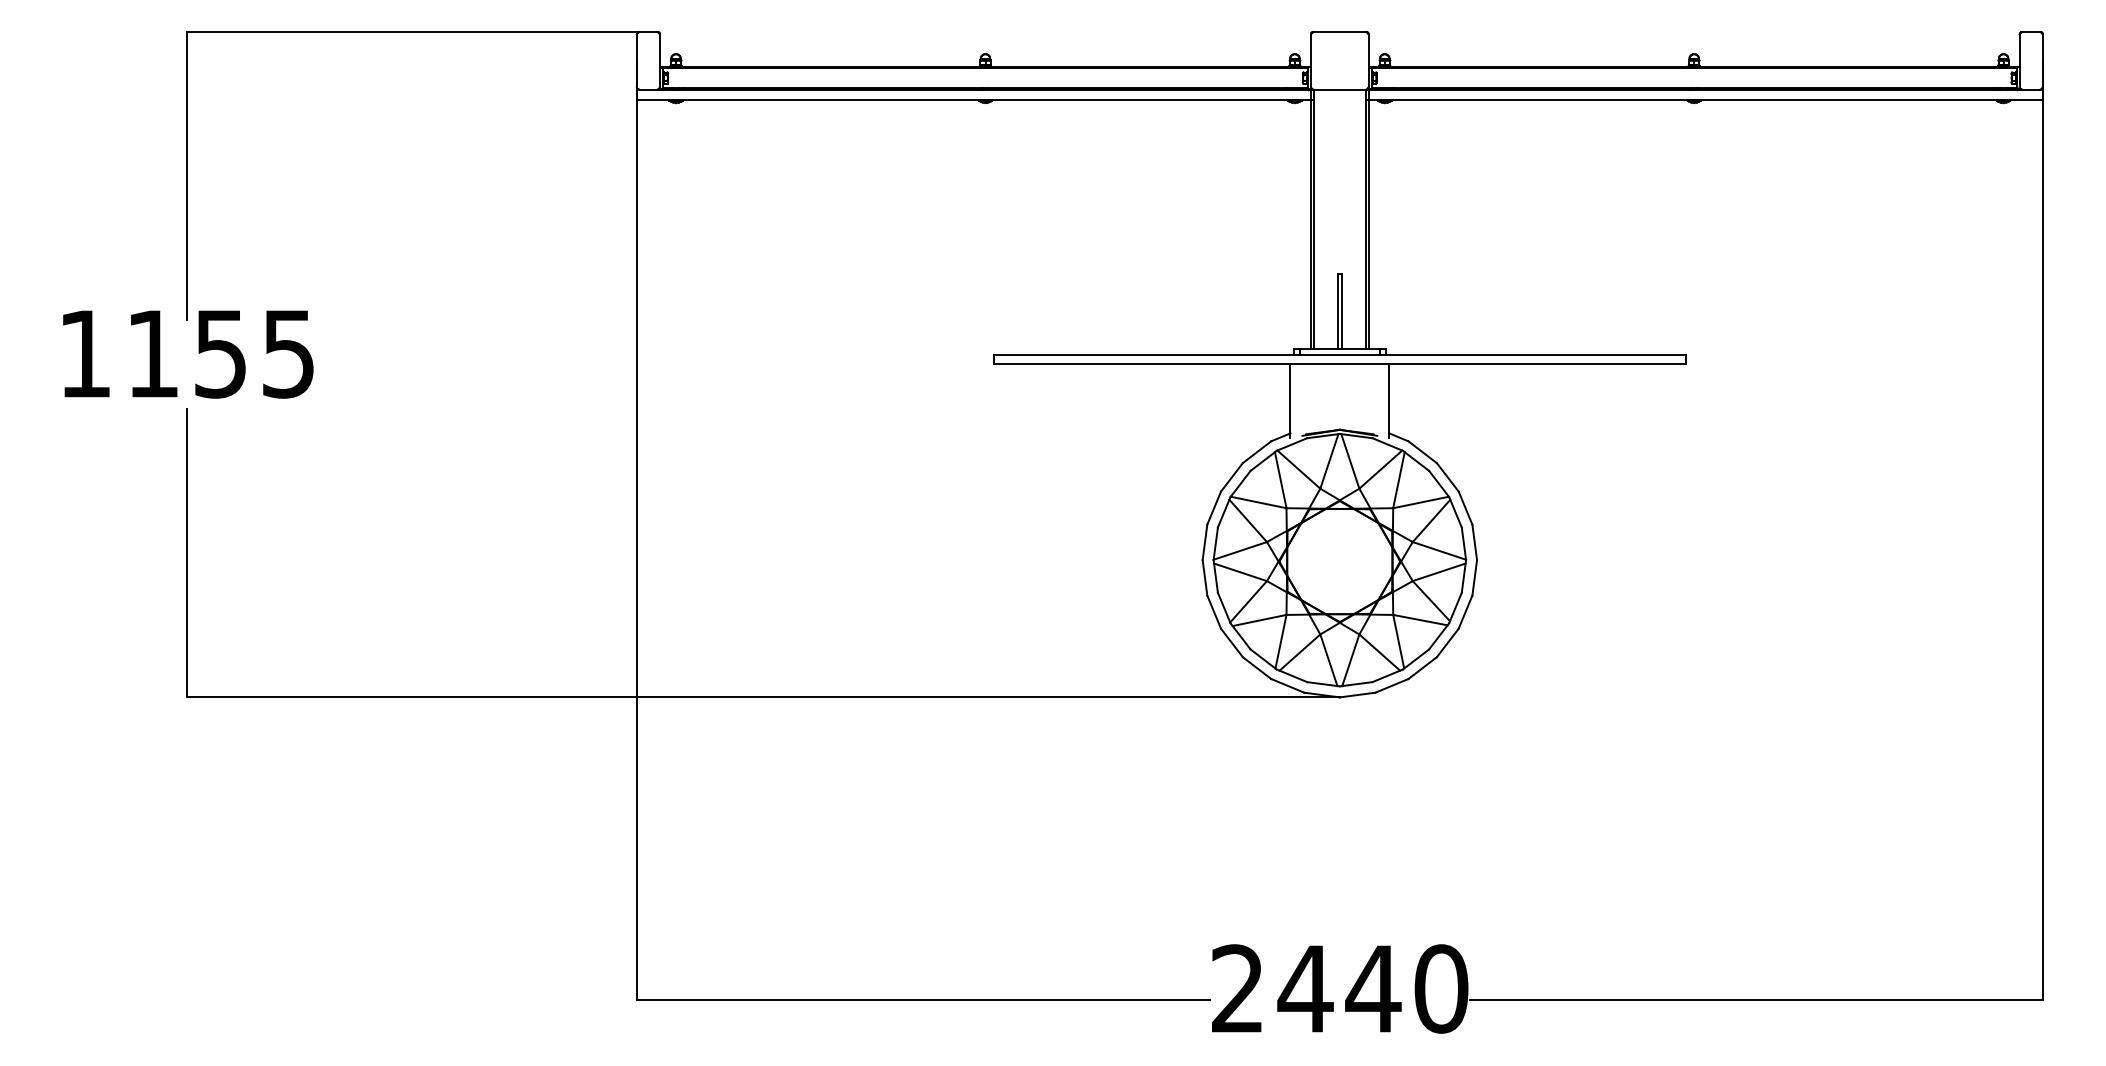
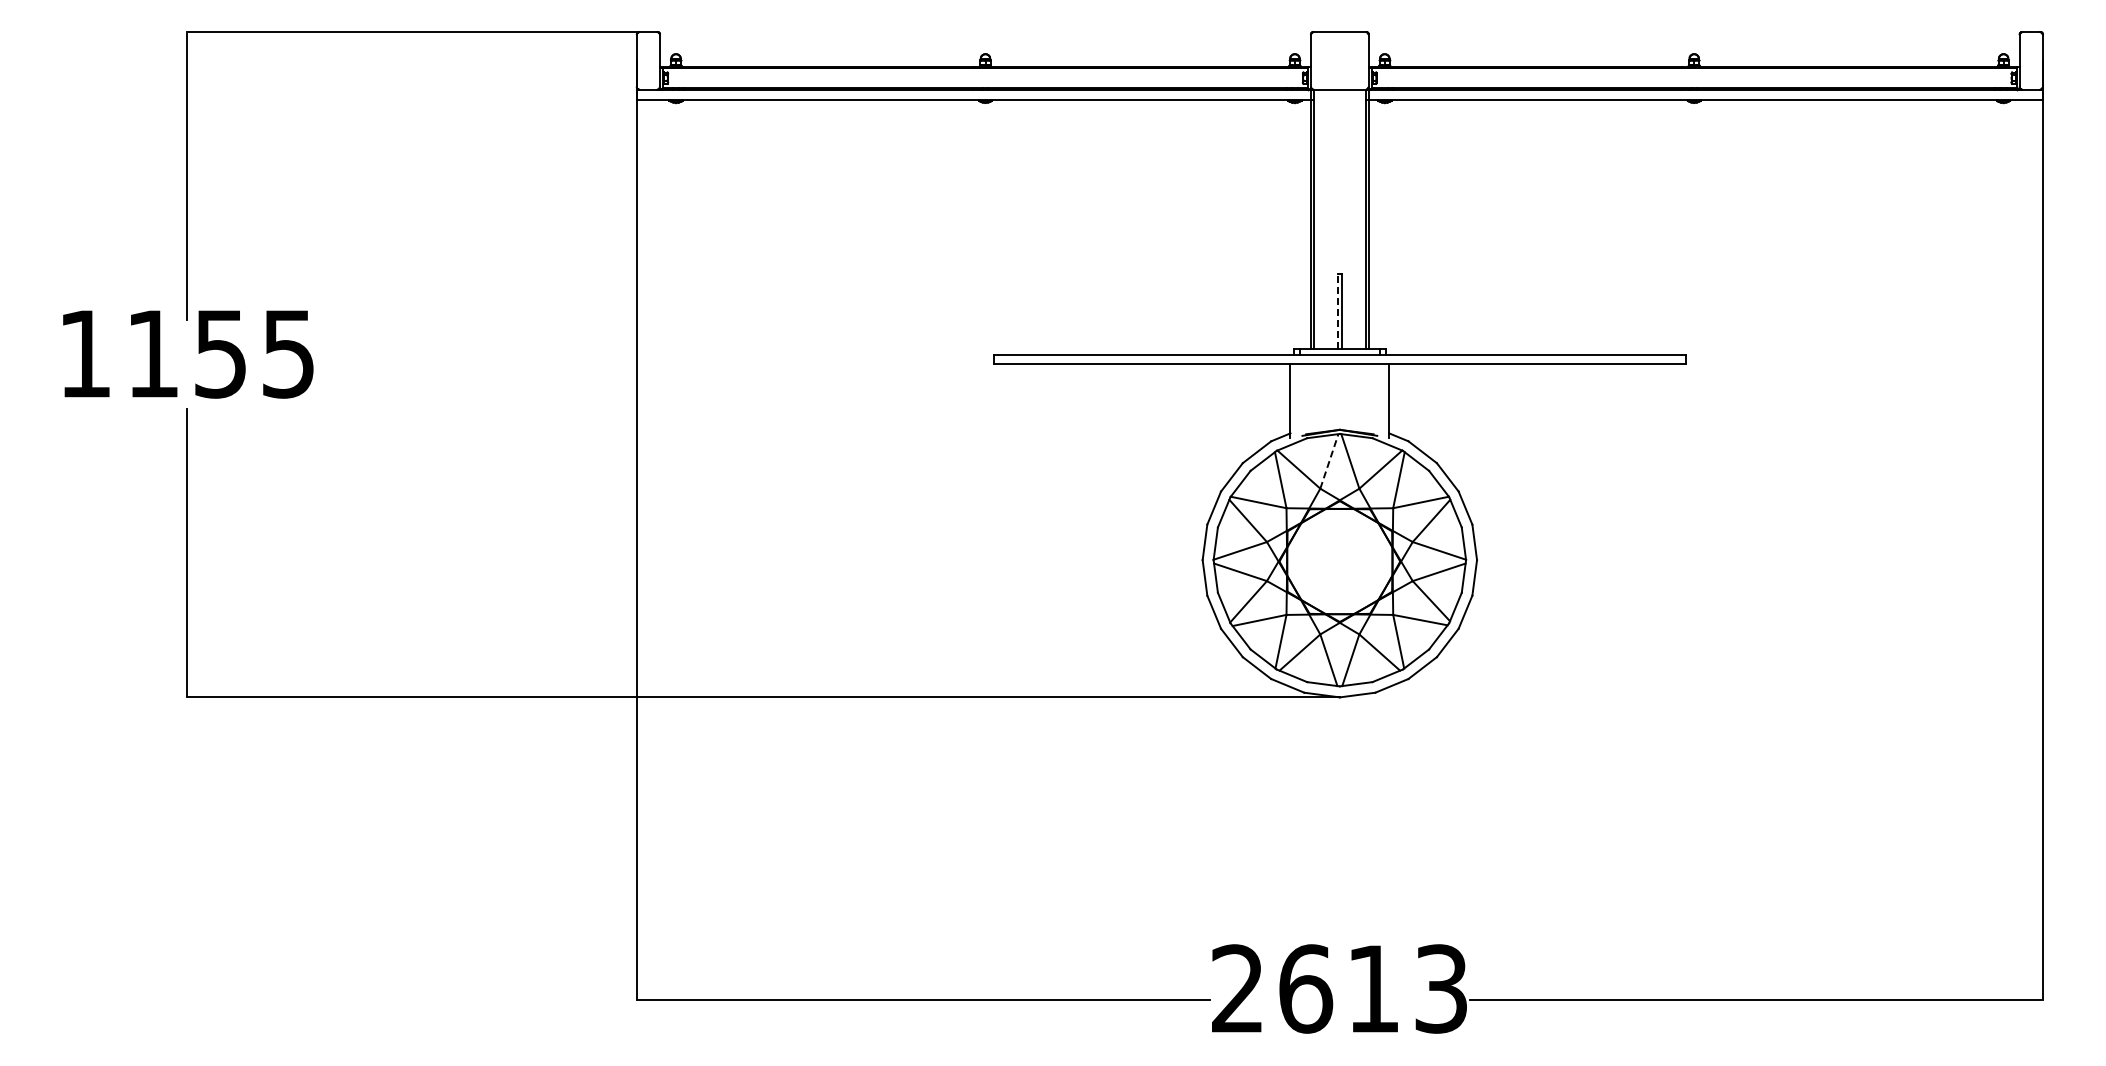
line: solid -> dashed (1337, 311)
line: solid -> dashed (1329, 461)
text: 2440 -> 2613 (1372, 988)
